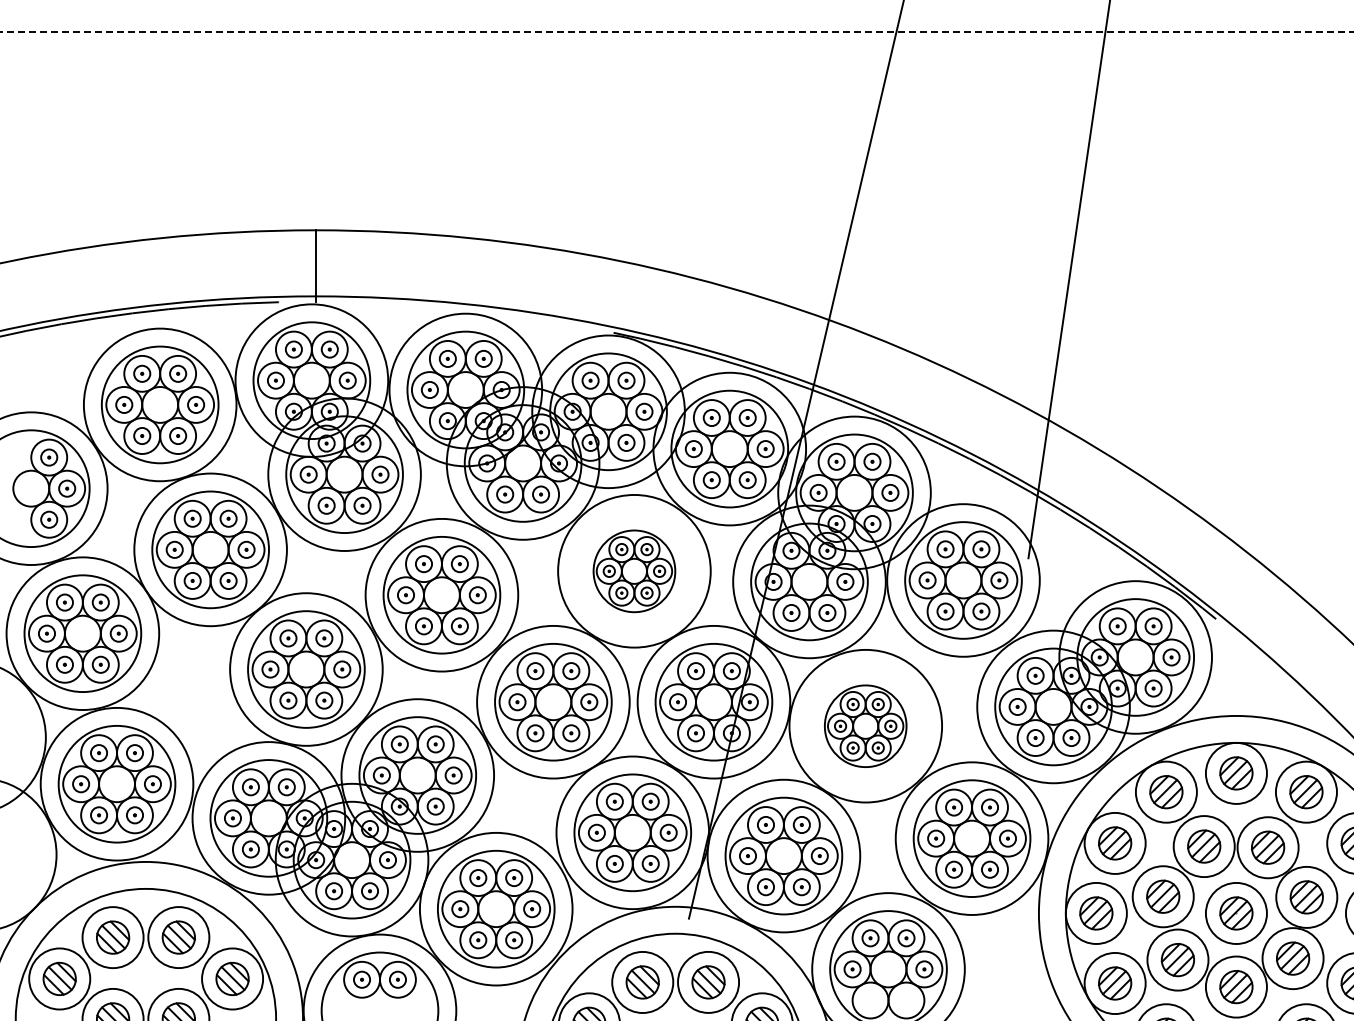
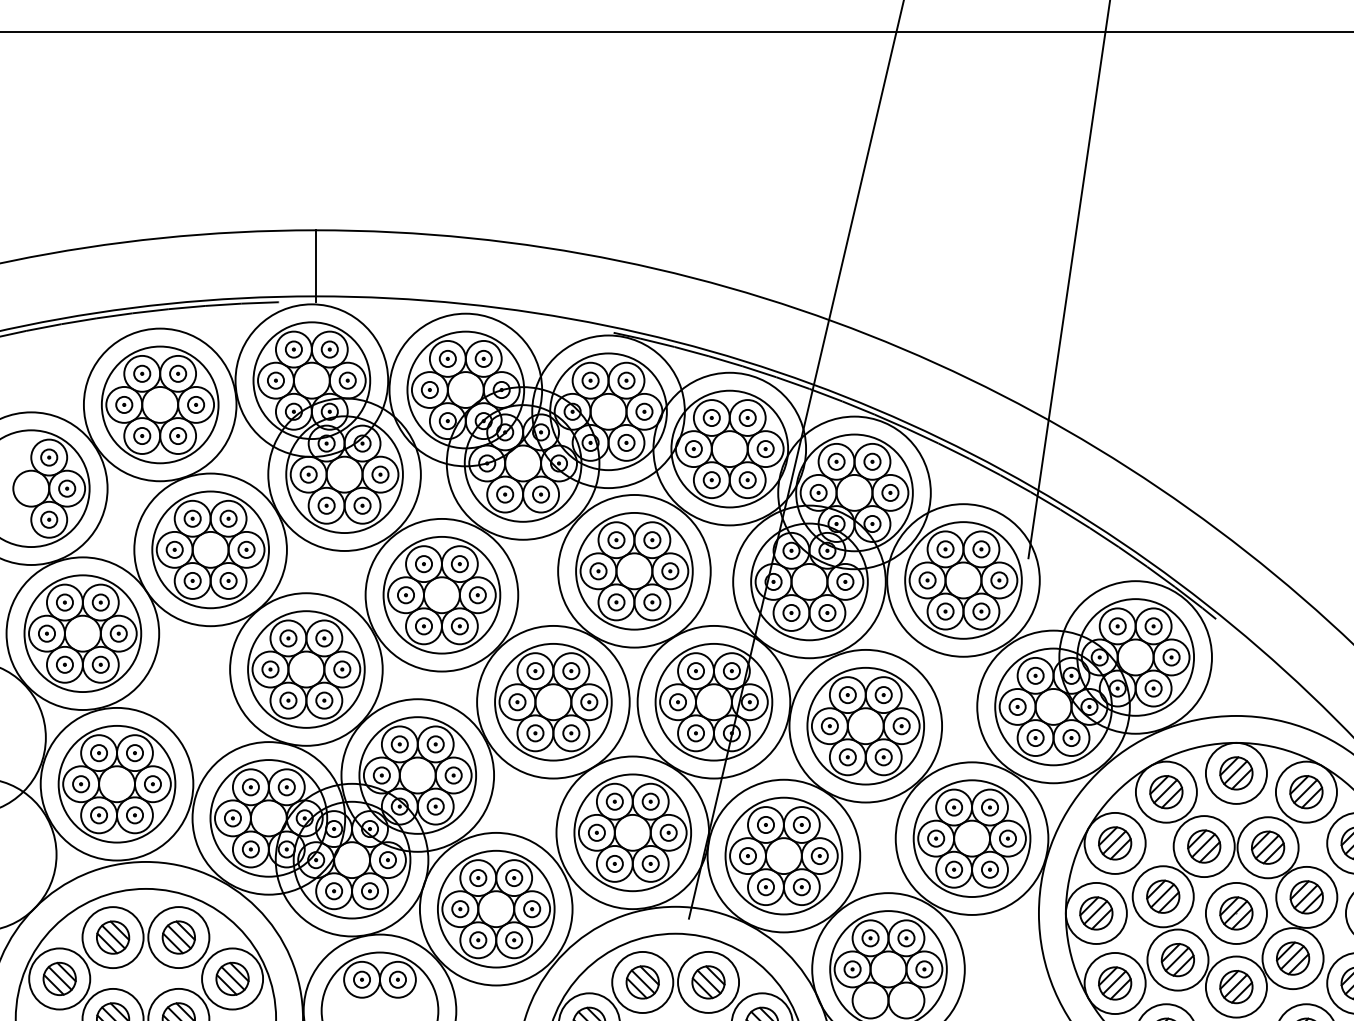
line: dashed -> solid (677, 32)
part size: 85x85 px -> 119x119 px (634, 571)
part size: 84x84 px -> 119x119 px (865, 726)
